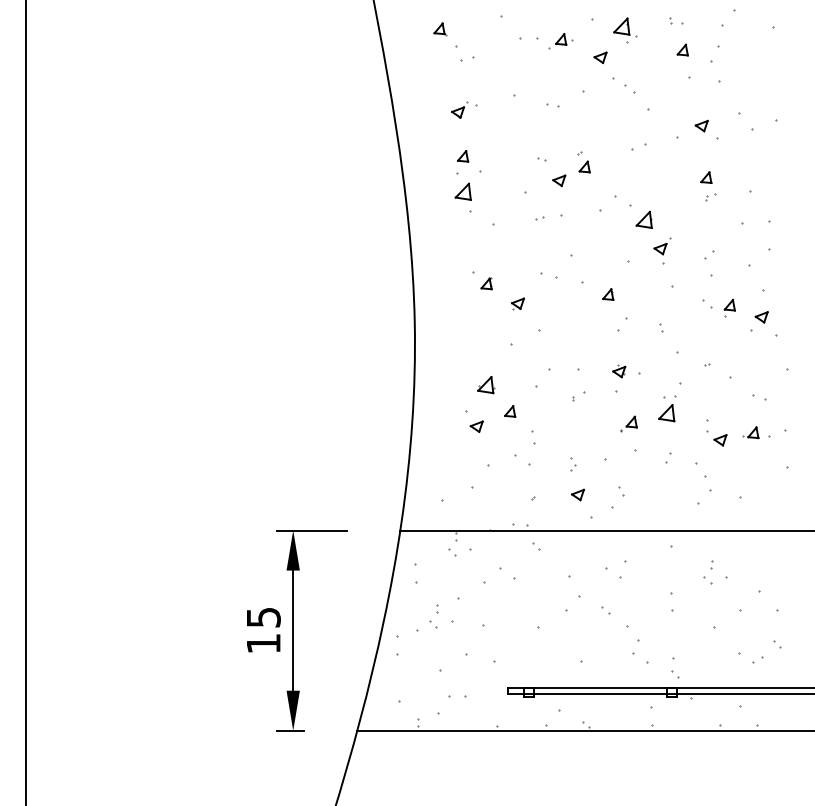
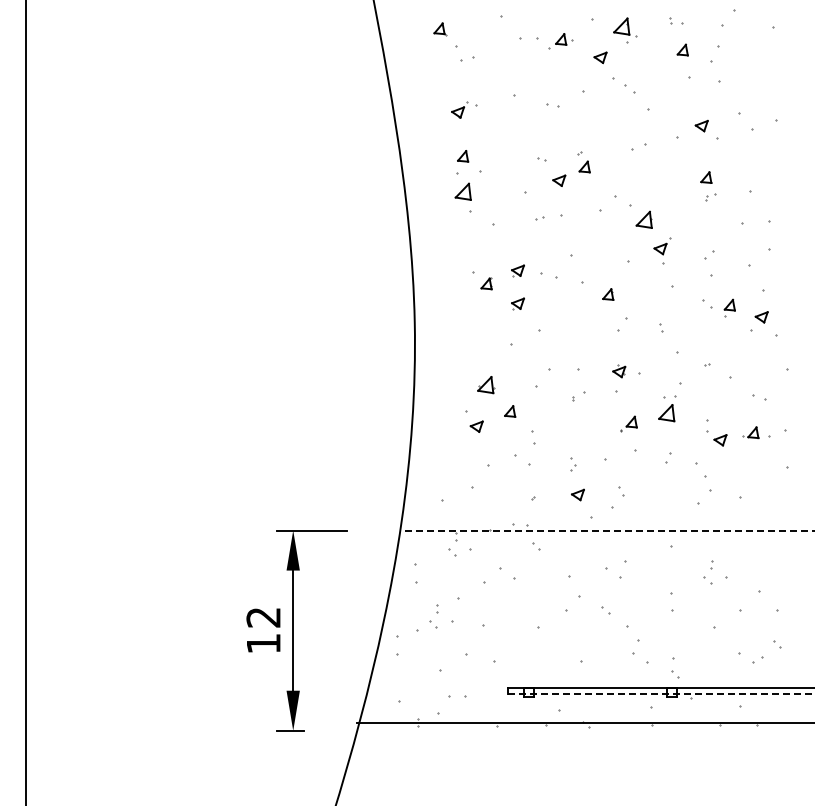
part: none -> present (517, 270)
line: solid -> dashed (607, 530)
text: 15 -> 12 (263, 617)
line: solid -> dashed (661, 694)
line position: (584, 730) -> (584, 722) (584, 722)
